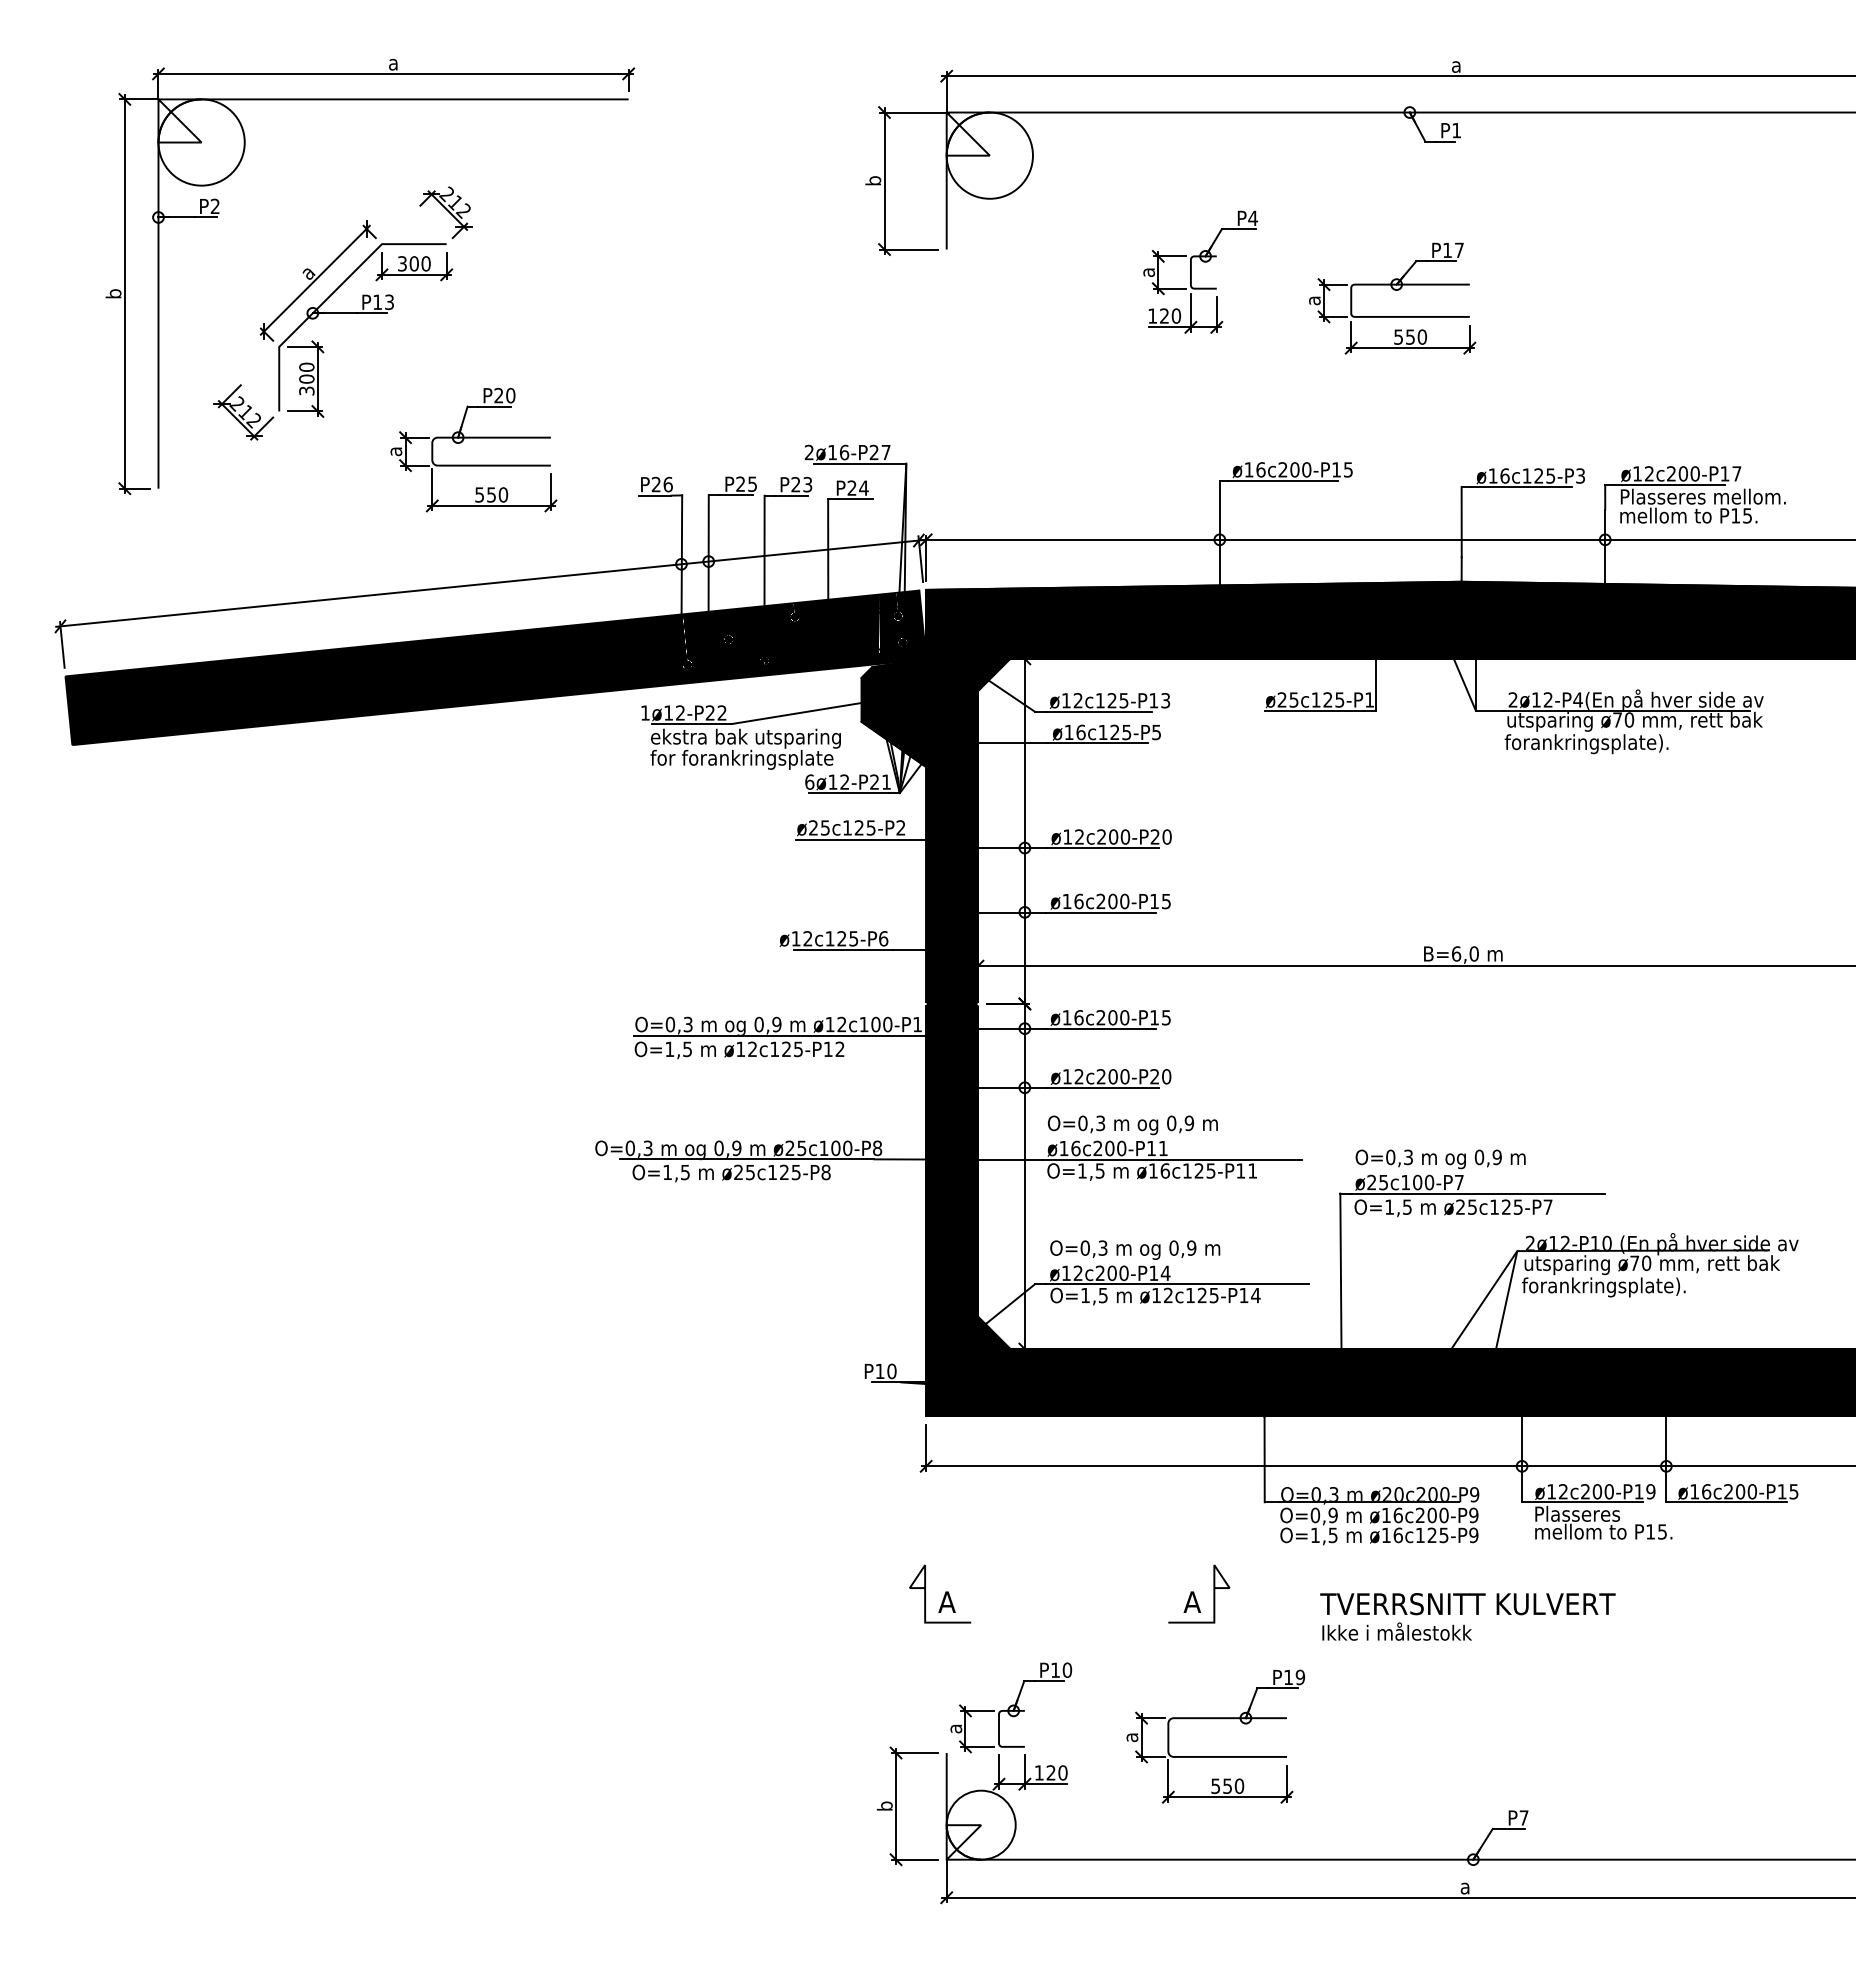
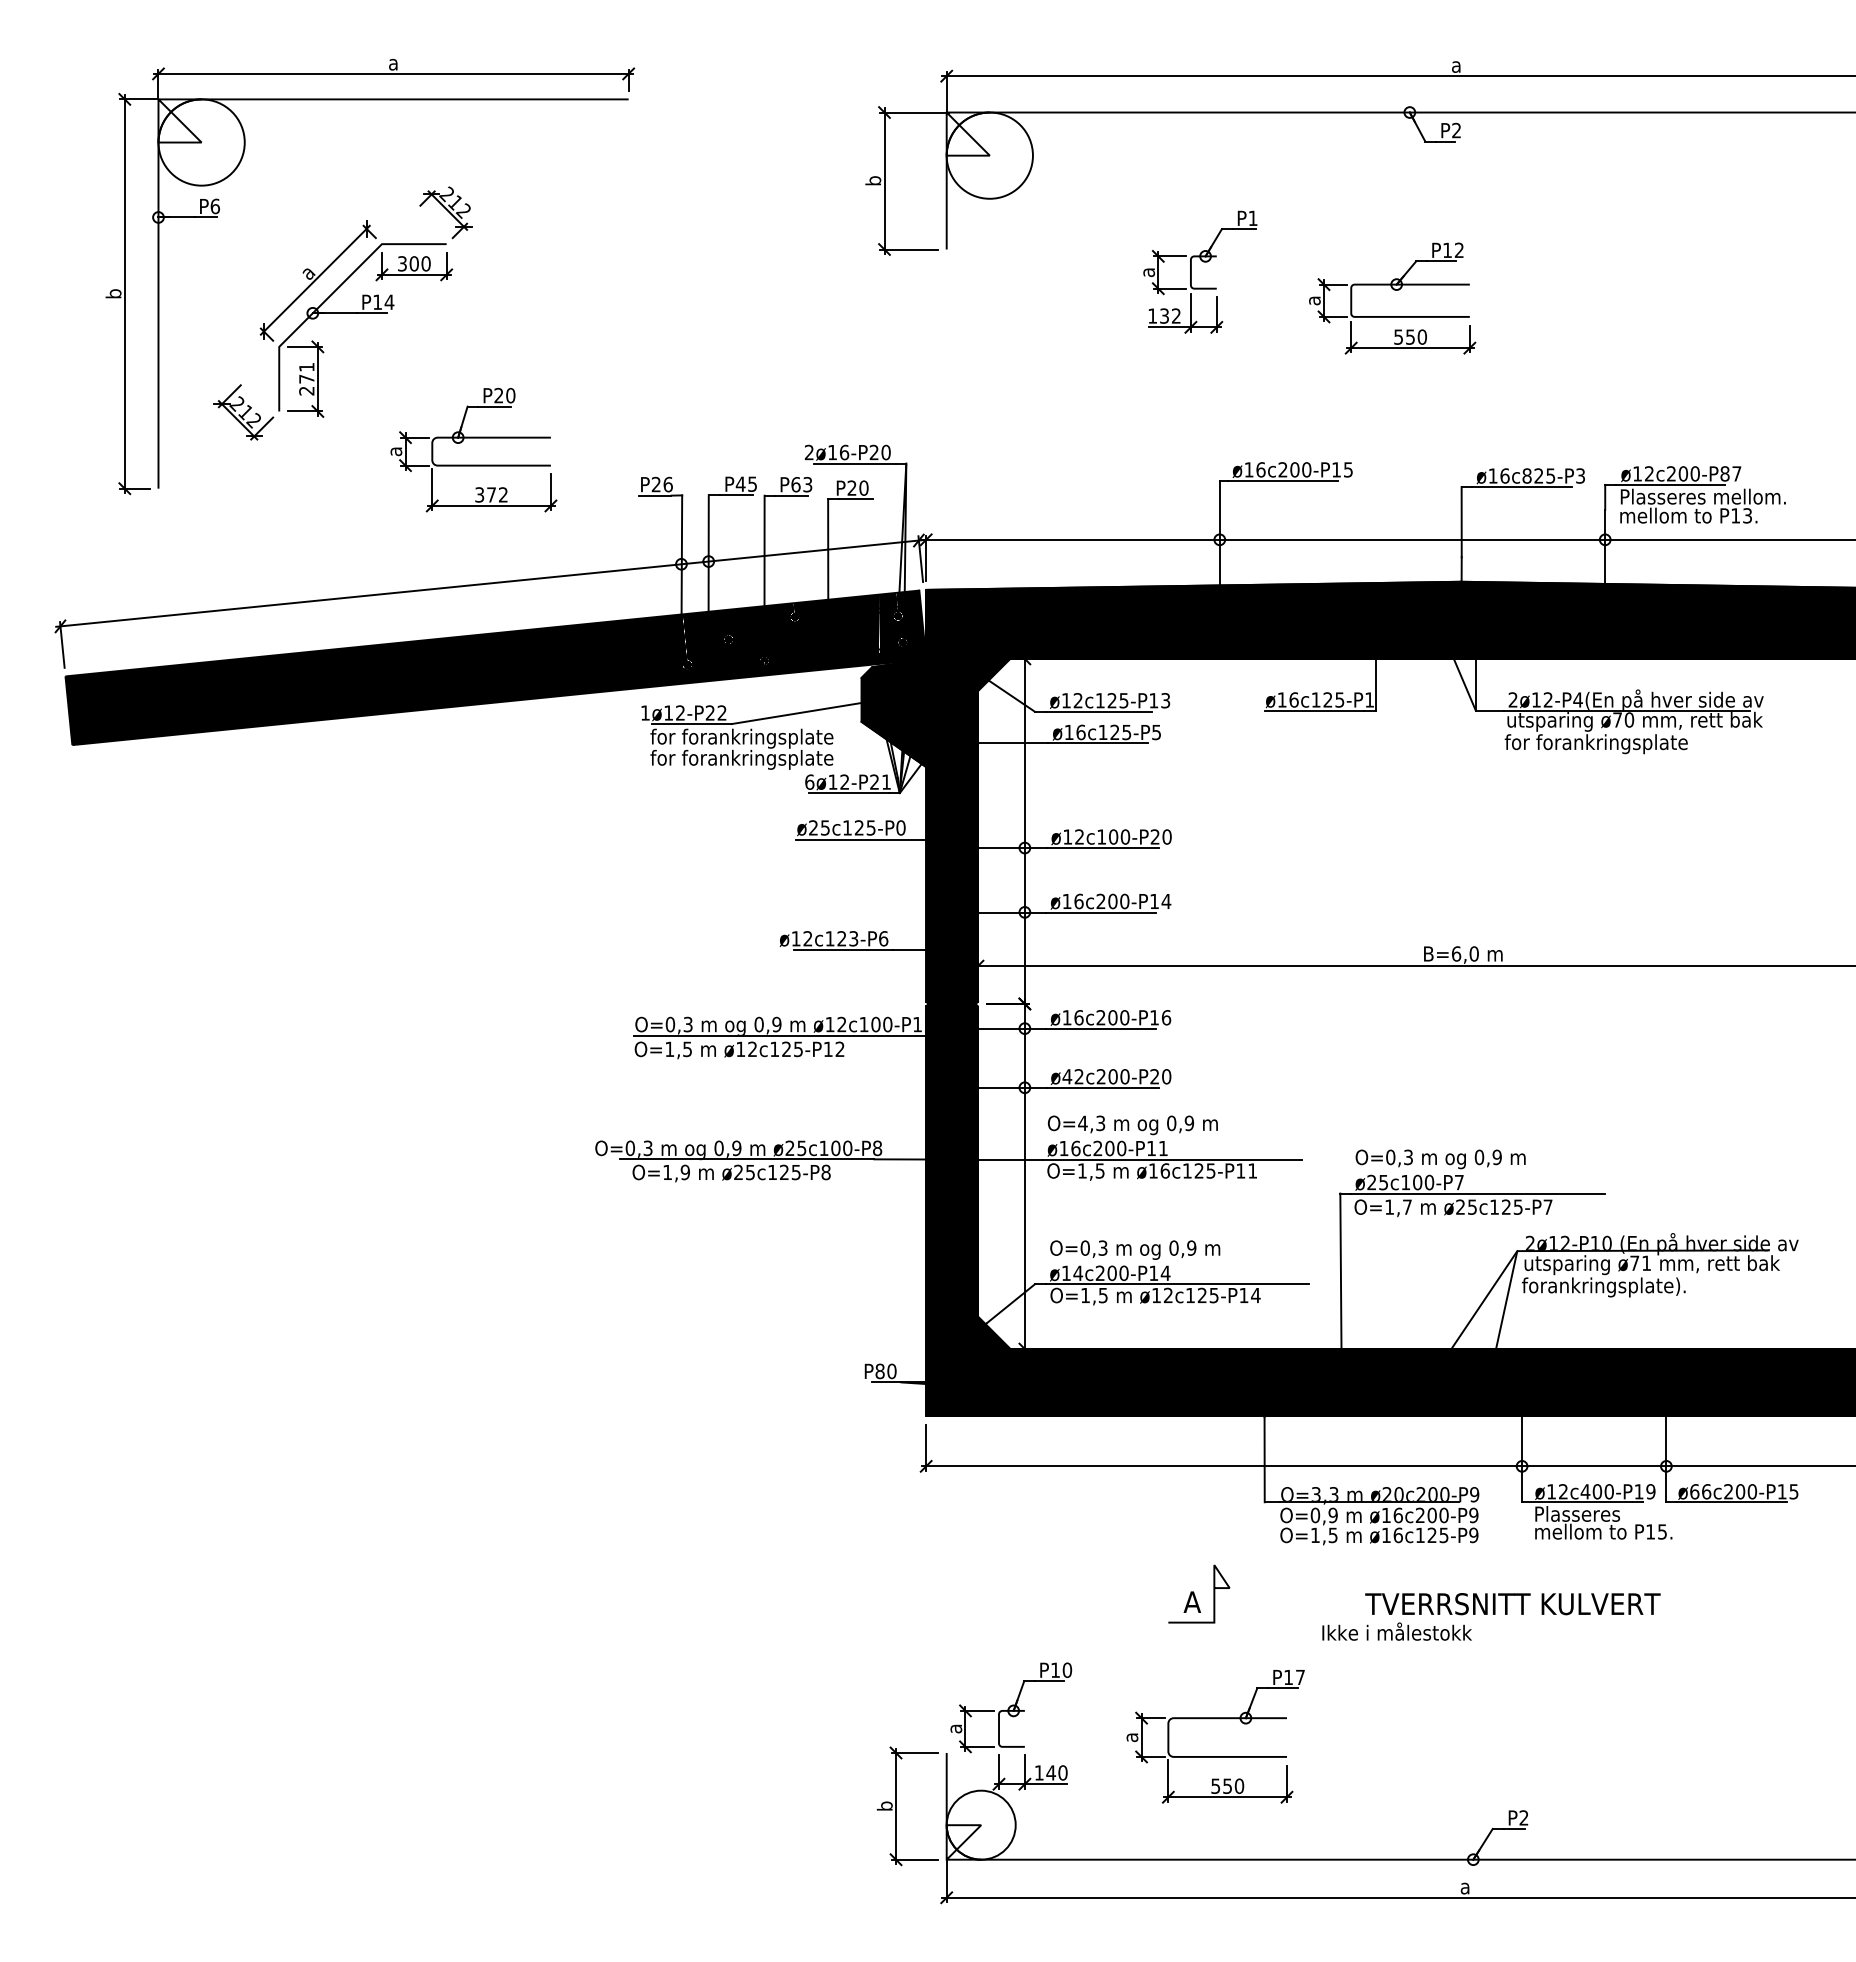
text: P1 -> P2 (1456, 130)
text: P2 -> P6 (214, 206)
text: P4 -> P1 (1252, 217)
text: P17 -> P12 (1458, 249)
text: P13 -> P14 (389, 302)
text: 120 -> 132 (1170, 315)
text: 300 -> 271 (306, 378)
text: 2ø16-P27 -> 2ø16-P20 (885, 452)
text: ø12c200-P17 -> ø12c200-P87 (1724, 473)
text: ø16c125-P3 -> ø16c825-P3 (1526, 475)
text: P25 -> P45 (740, 483)
text: P23 -> P63 (795, 484)
text: P24 -> P20 (863, 487)
text: 550 -> 372 (491, 494)
text: P15. -> P13. (1747, 515)
text: ø25c125-P1 -> ø16c125-P1 (1287, 699)
text: ekstra bak utsparing -> for forankringsplate (745, 738)
text: forankringsplate). -> for forankringsplate (1609, 744)
text: ø25c125-P2 -> ø25c125-P0 (900, 827)
text: ø12c200-P20 -> ø12c100-P20 (1101, 836)
text: ø16c200-P15 -> ø16c200-P14 (1166, 901)
text: ø12c125-P6 -> ø12c123-P6 (853, 938)
text: ø16c200-P15 -> ø16c200-P16 (1166, 1017)
text: ø12c200-P20 -> ø42c200-P20 (1067, 1076)
text: O=0,3 -> O=4,3 (1082, 1123)
text: O=1,5 -> O=1,9 (684, 1171)
text: O=1,5 -> O=1,7 (1407, 1206)
text: ø70 -> ø71 (1646, 1263)
text: ø12c200-P14 -> ø14c200-P14 (1078, 1272)
text: P10 -> P80 (879, 1371)
text: ø12c200-P19 -> ø12c400-P19 (1585, 1491)
text: ø16c200-P15 -> ø66c200-P15 (1694, 1491)
text: O=0,3 -> O=3,3 (1315, 1493)
part: present -> none (925, 1593)
text position: (1467, 1604) -> (1512, 1604) (1512, 1604)
text: P19 -> P17 (1300, 1677)
text: 120 -> 140 (1050, 1772)
text: P7 -> P2 (1523, 1817)
